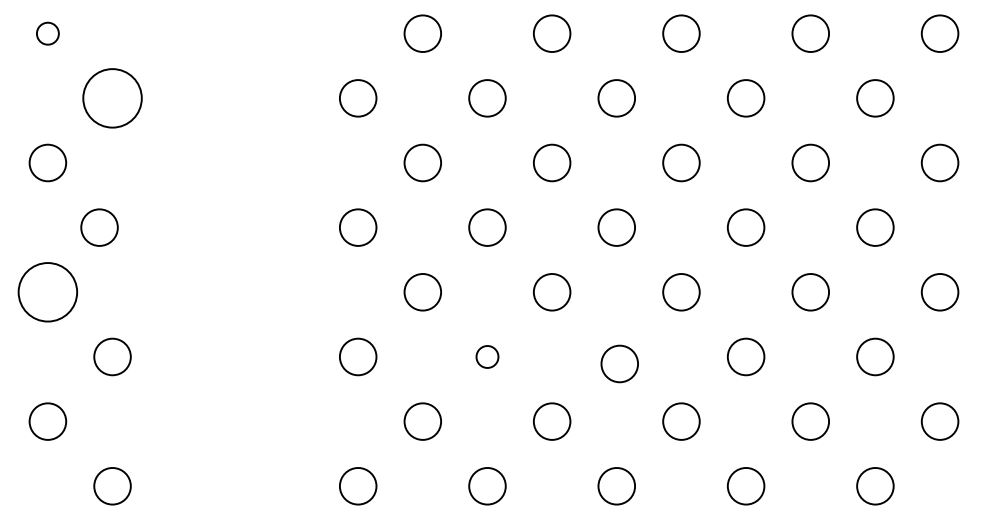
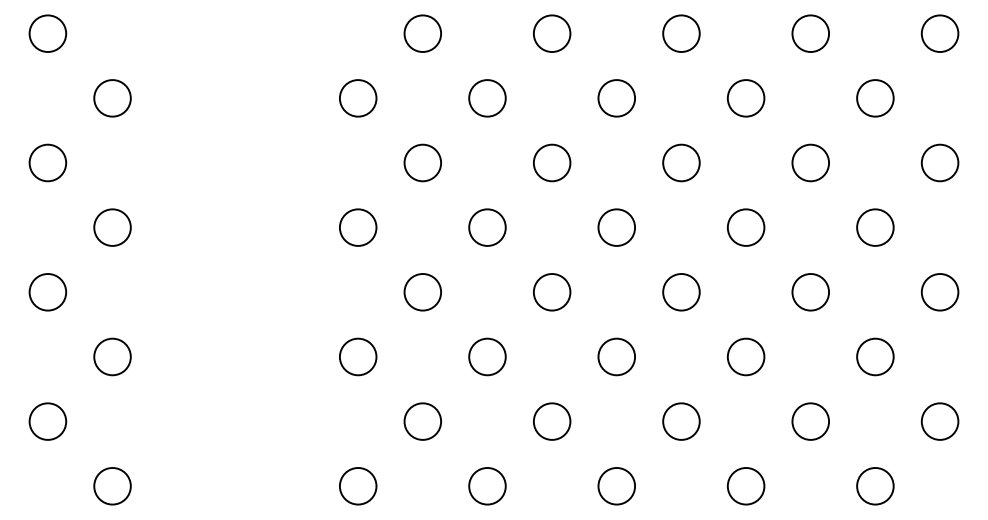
circle diameter: 22 px -> 37 px (47, 33)
circle diameter: 59 px -> 37 px (112, 98)
circle position: (99, 227) -> (112, 227) (112, 227)
circle diameter: 59 px -> 37 px (47, 292)
circle size: 25x24 px -> 39x40 px (487, 356)
circle position: (619, 363) -> (616, 356) (616, 356)
